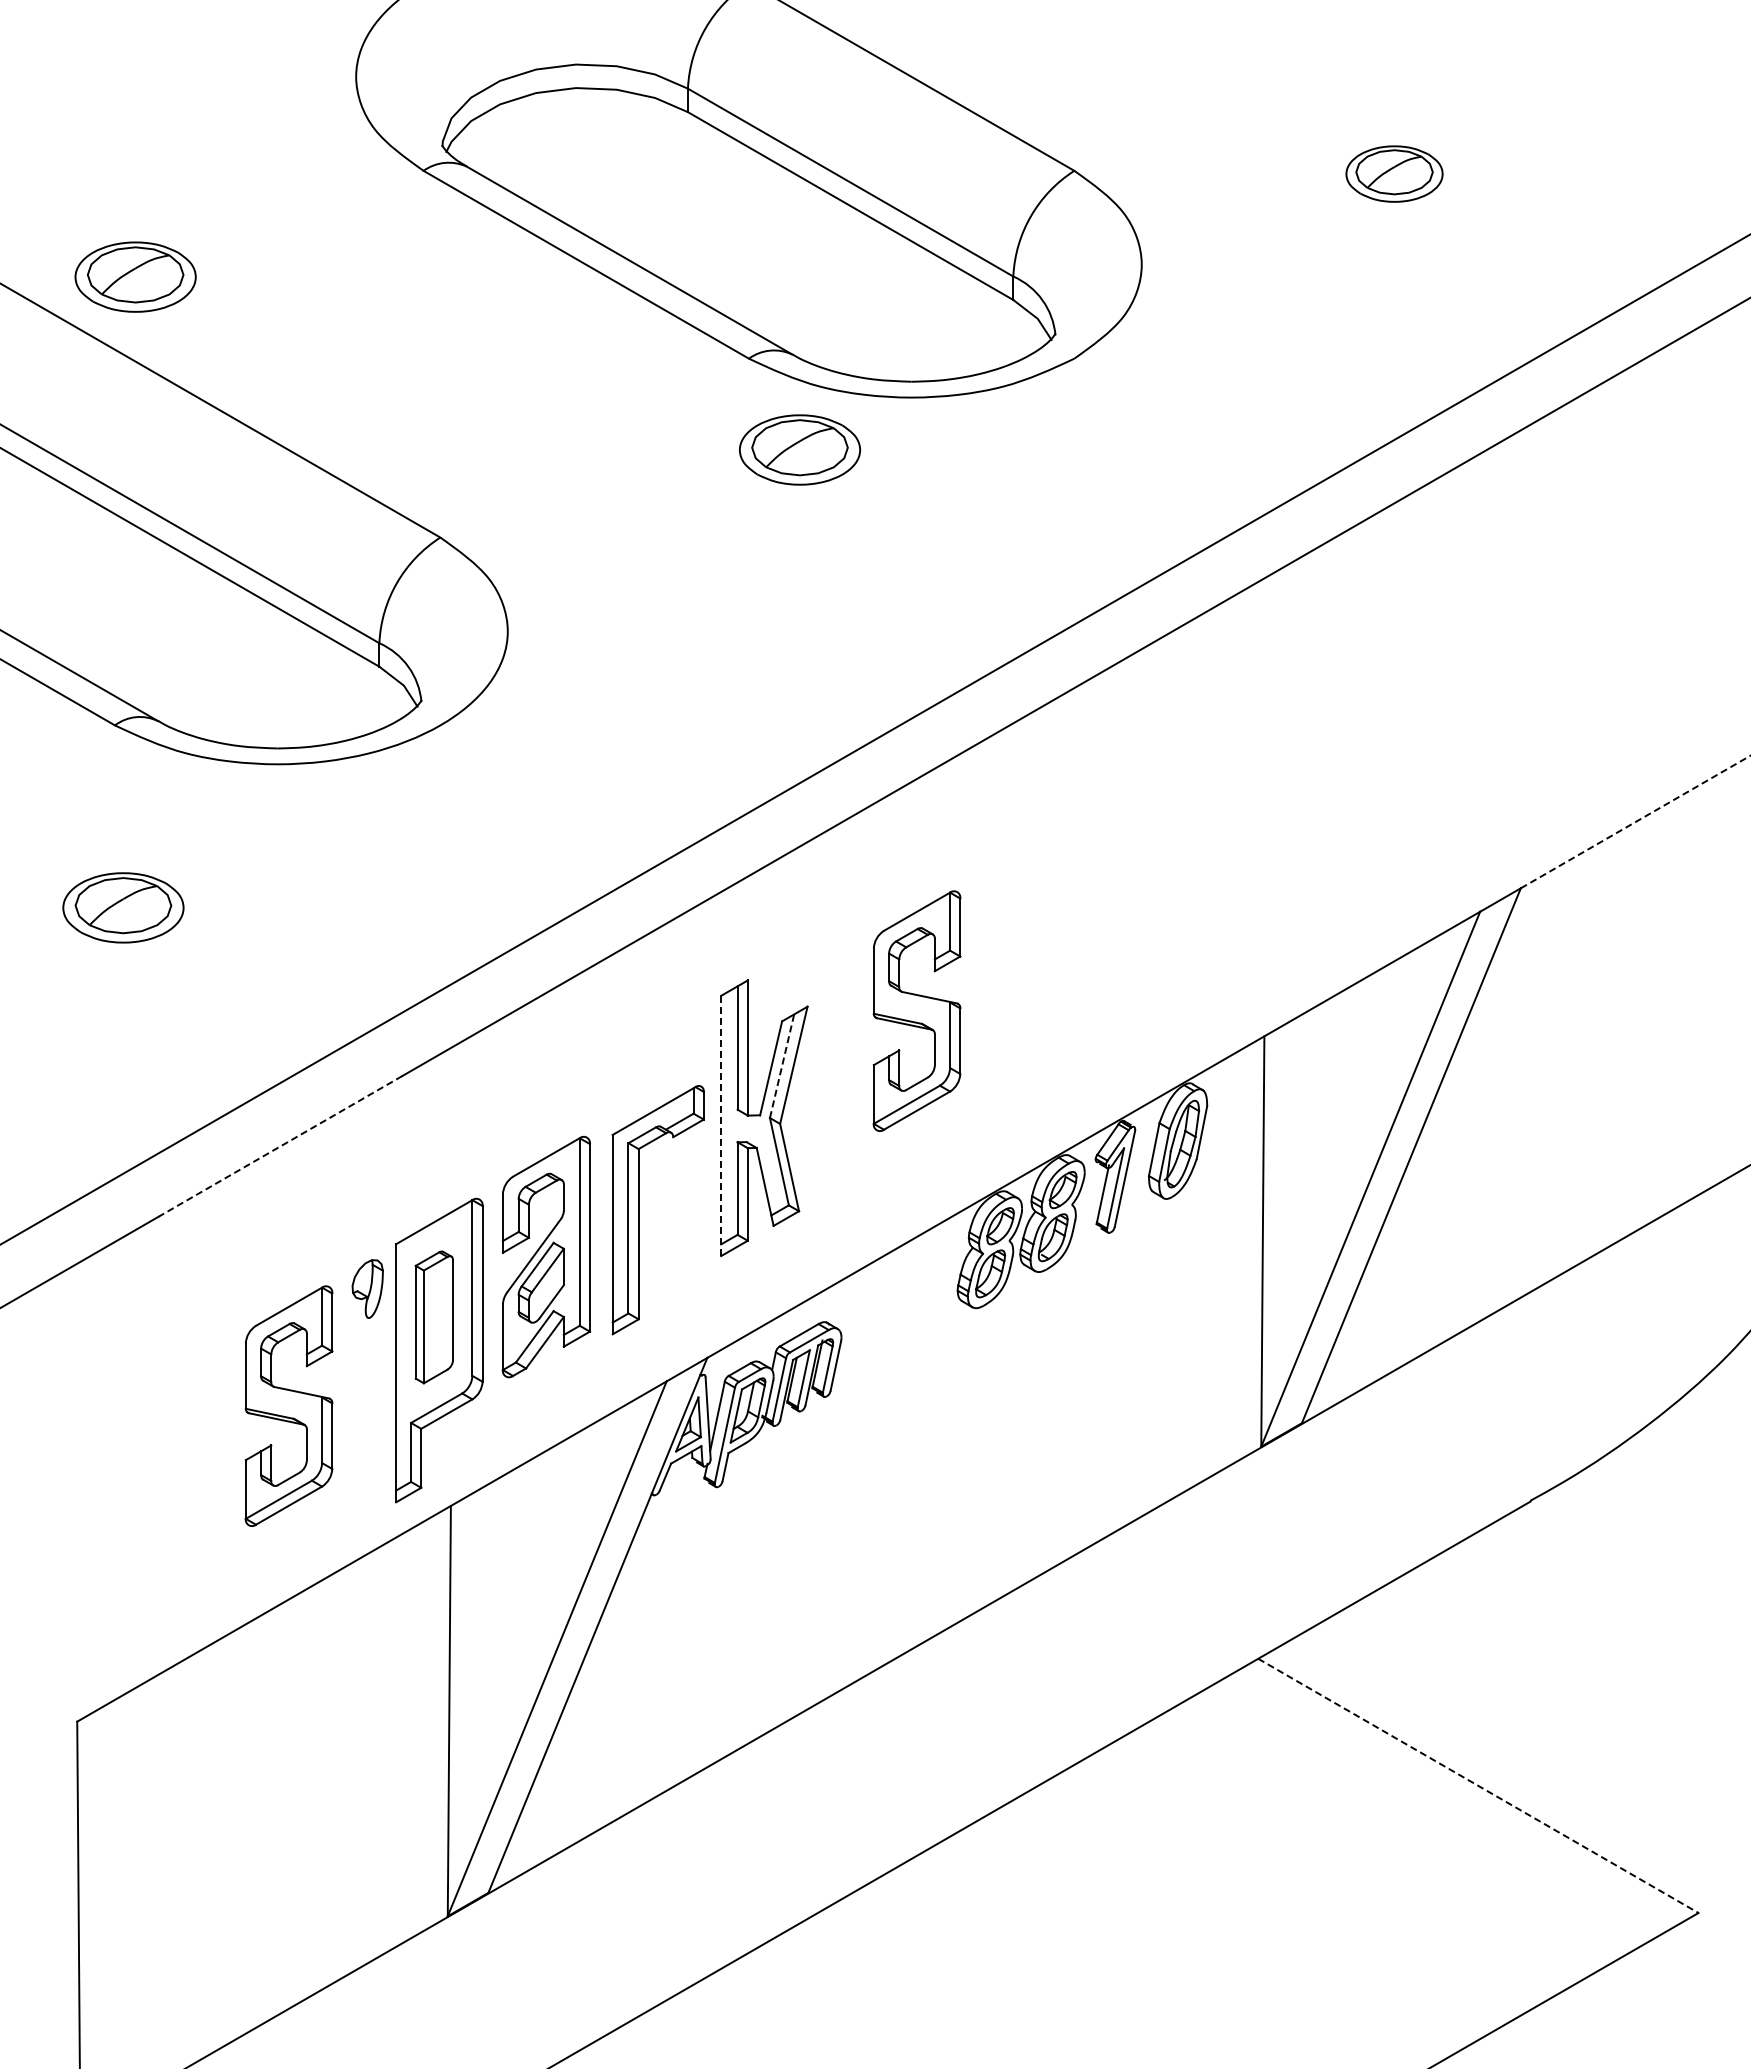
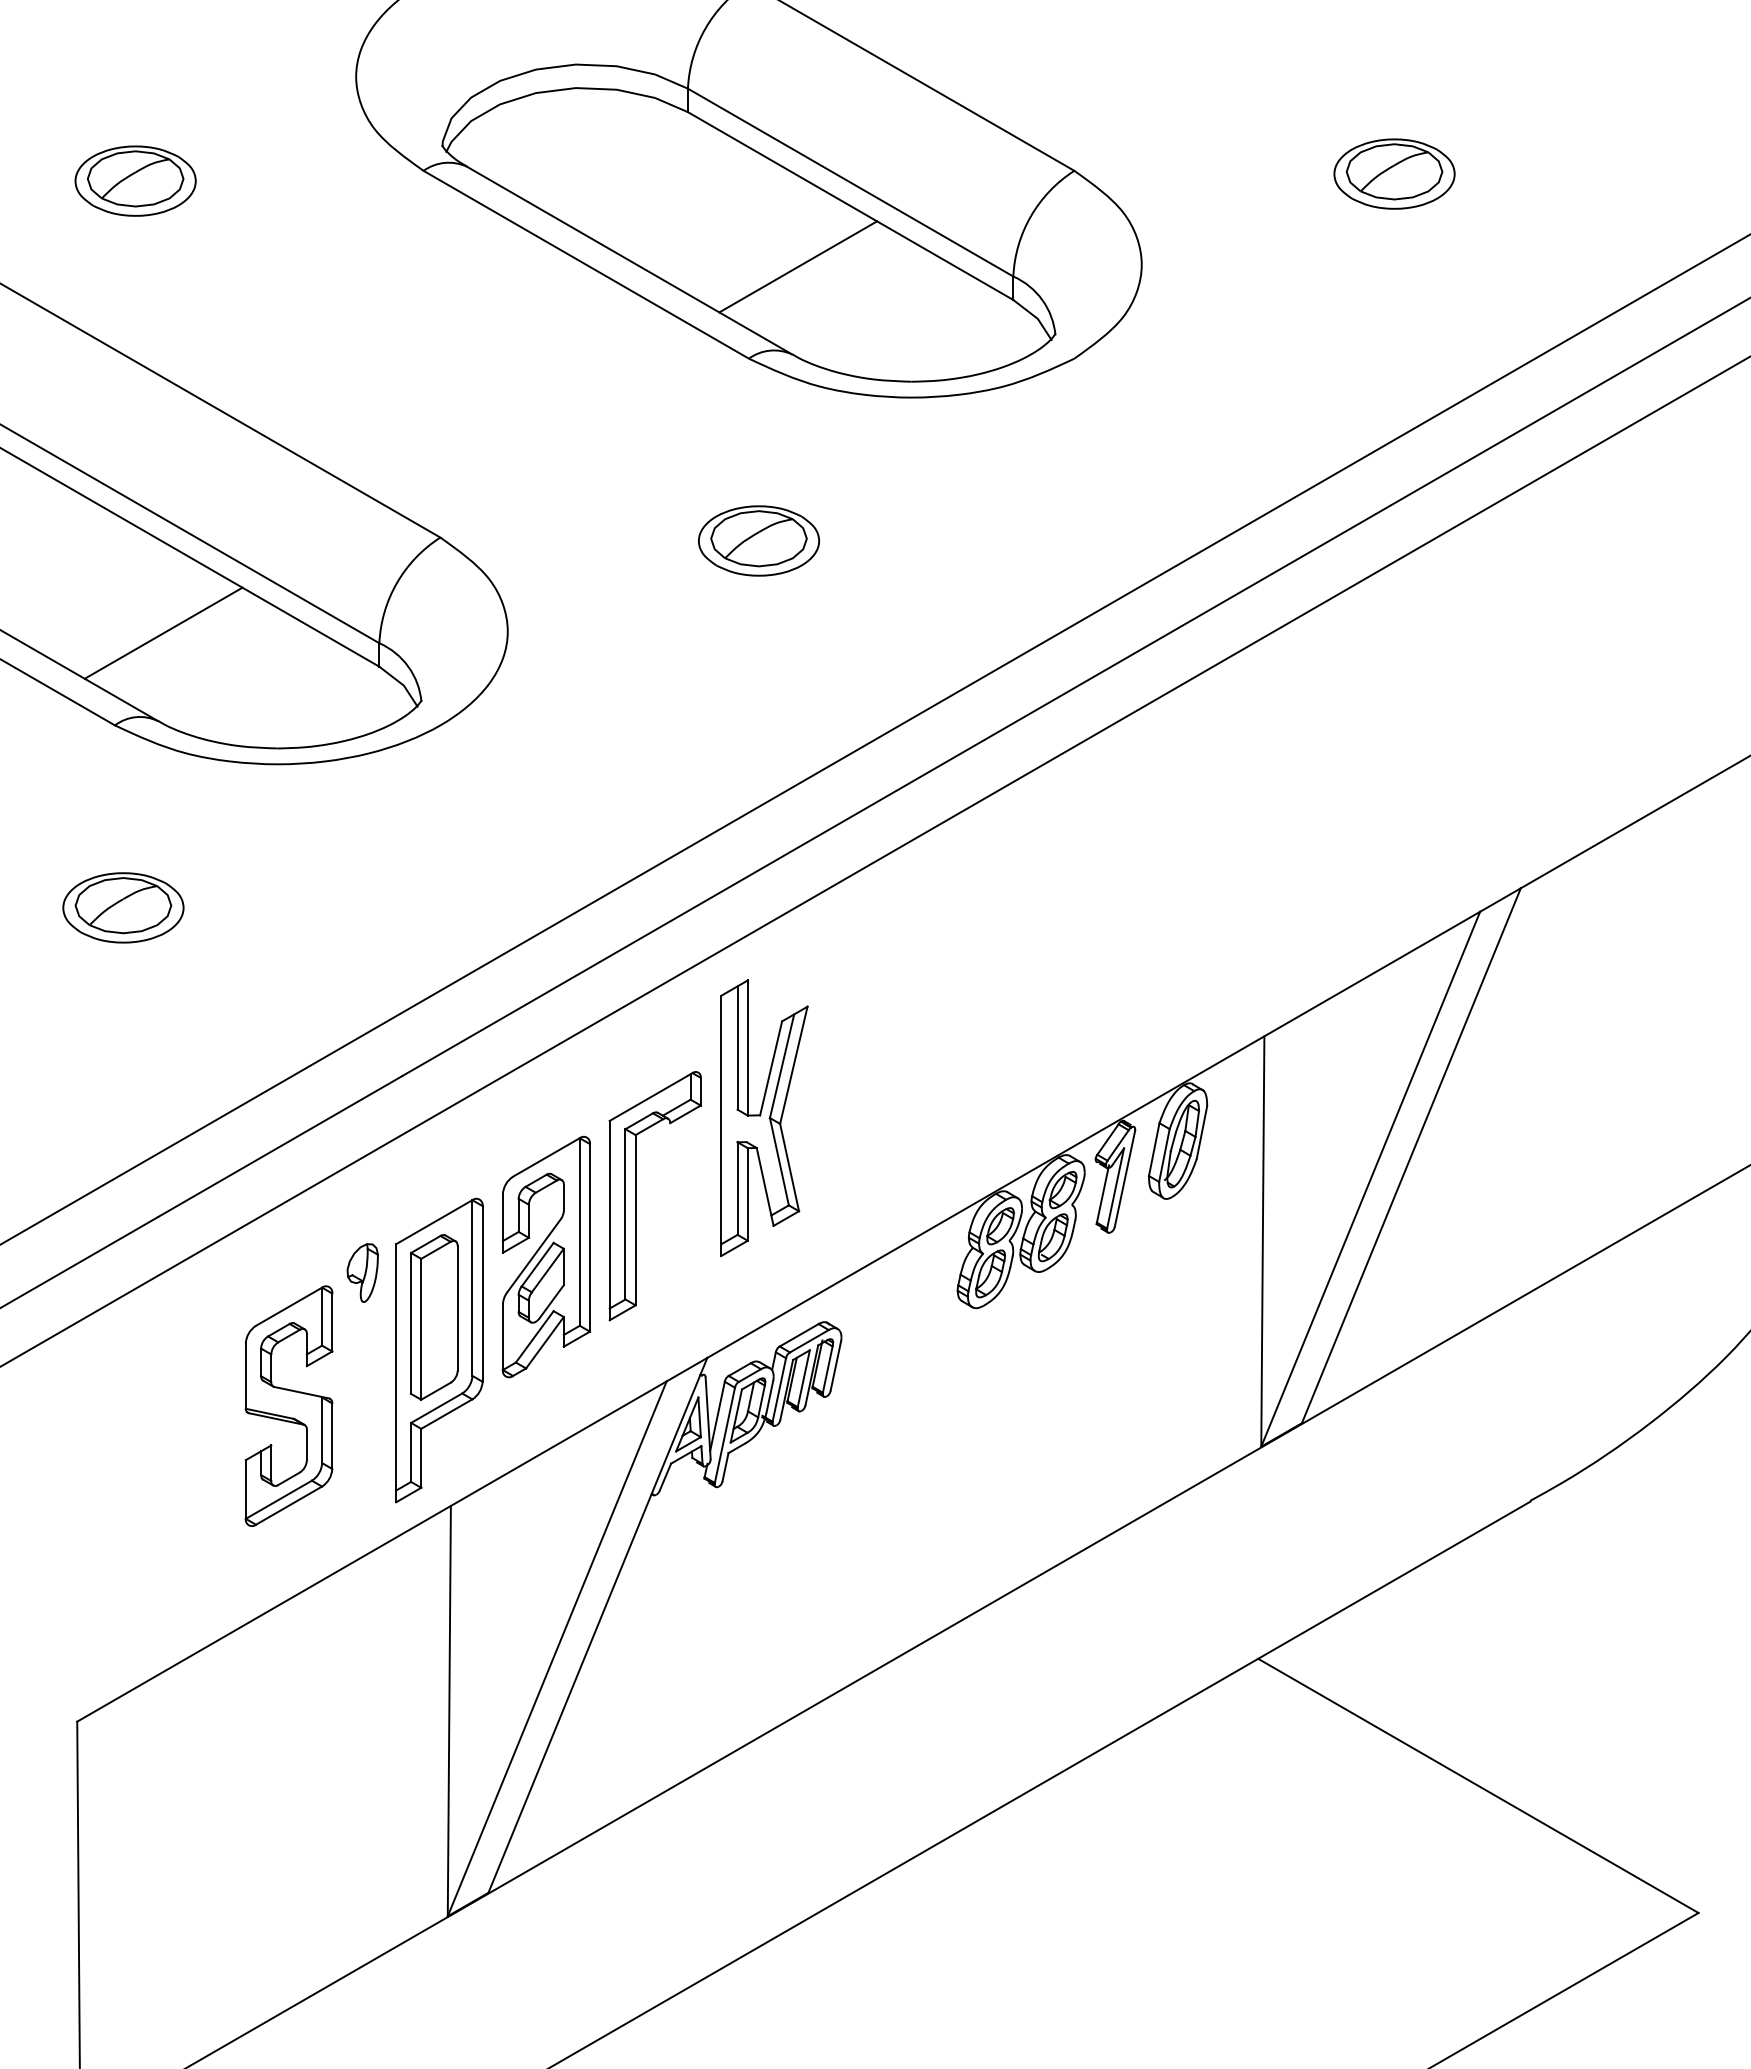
part size: 99x58 px -> 123x72 px (1394, 173)
line: none -> present (798, 266)
part position: (135, 276) -> (135, 180) (135, 180)
part position: (799, 449) -> (758, 540) (758, 540)
line: none -> present (163, 632)
line: dashed -> solid (1635, 821)
line: none -> present (874, 861)
part: present -> none (916, 1010)
line: dashed -> solid (782, 1065)
line: dashed -> solid (721, 1125)
line: dashed -> solid (280, 1146)
part position: (639, 1210) -> (636, 1196) (636, 1196)
part position: (367, 1288) -> (362, 1272) (362, 1272)
part size: 40x135 px -> 49x167 px (434, 1317)
line: dashed -> solid (1478, 1786)
